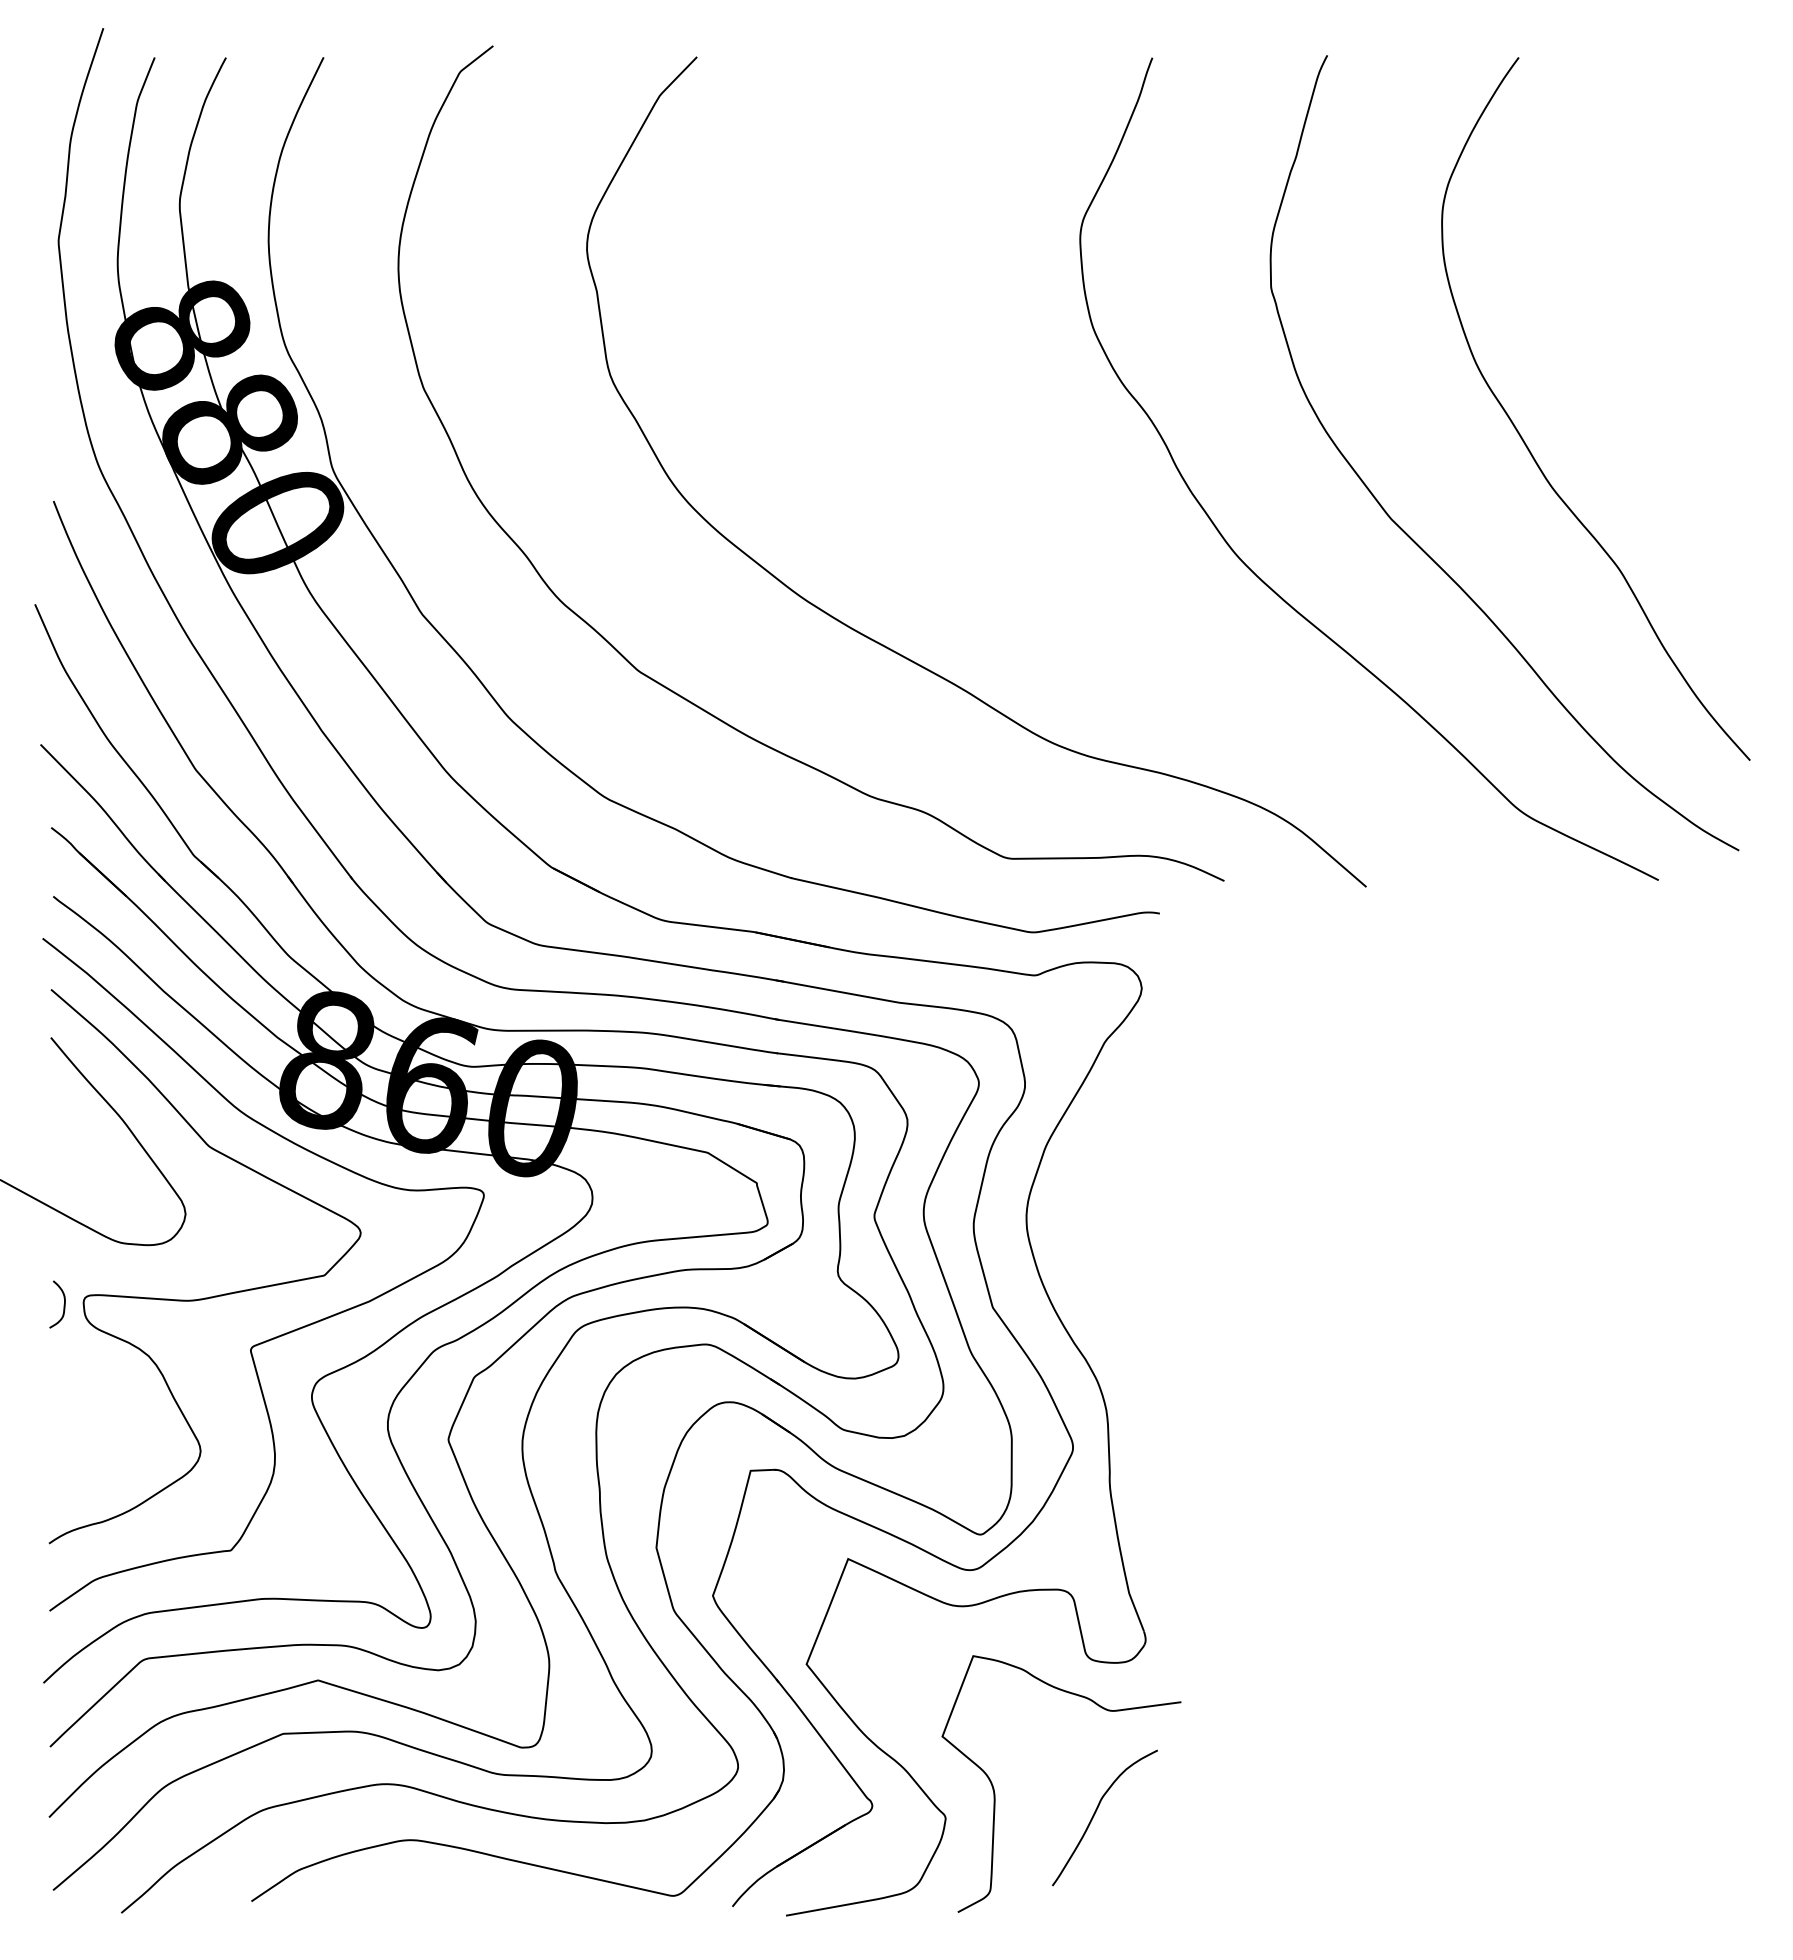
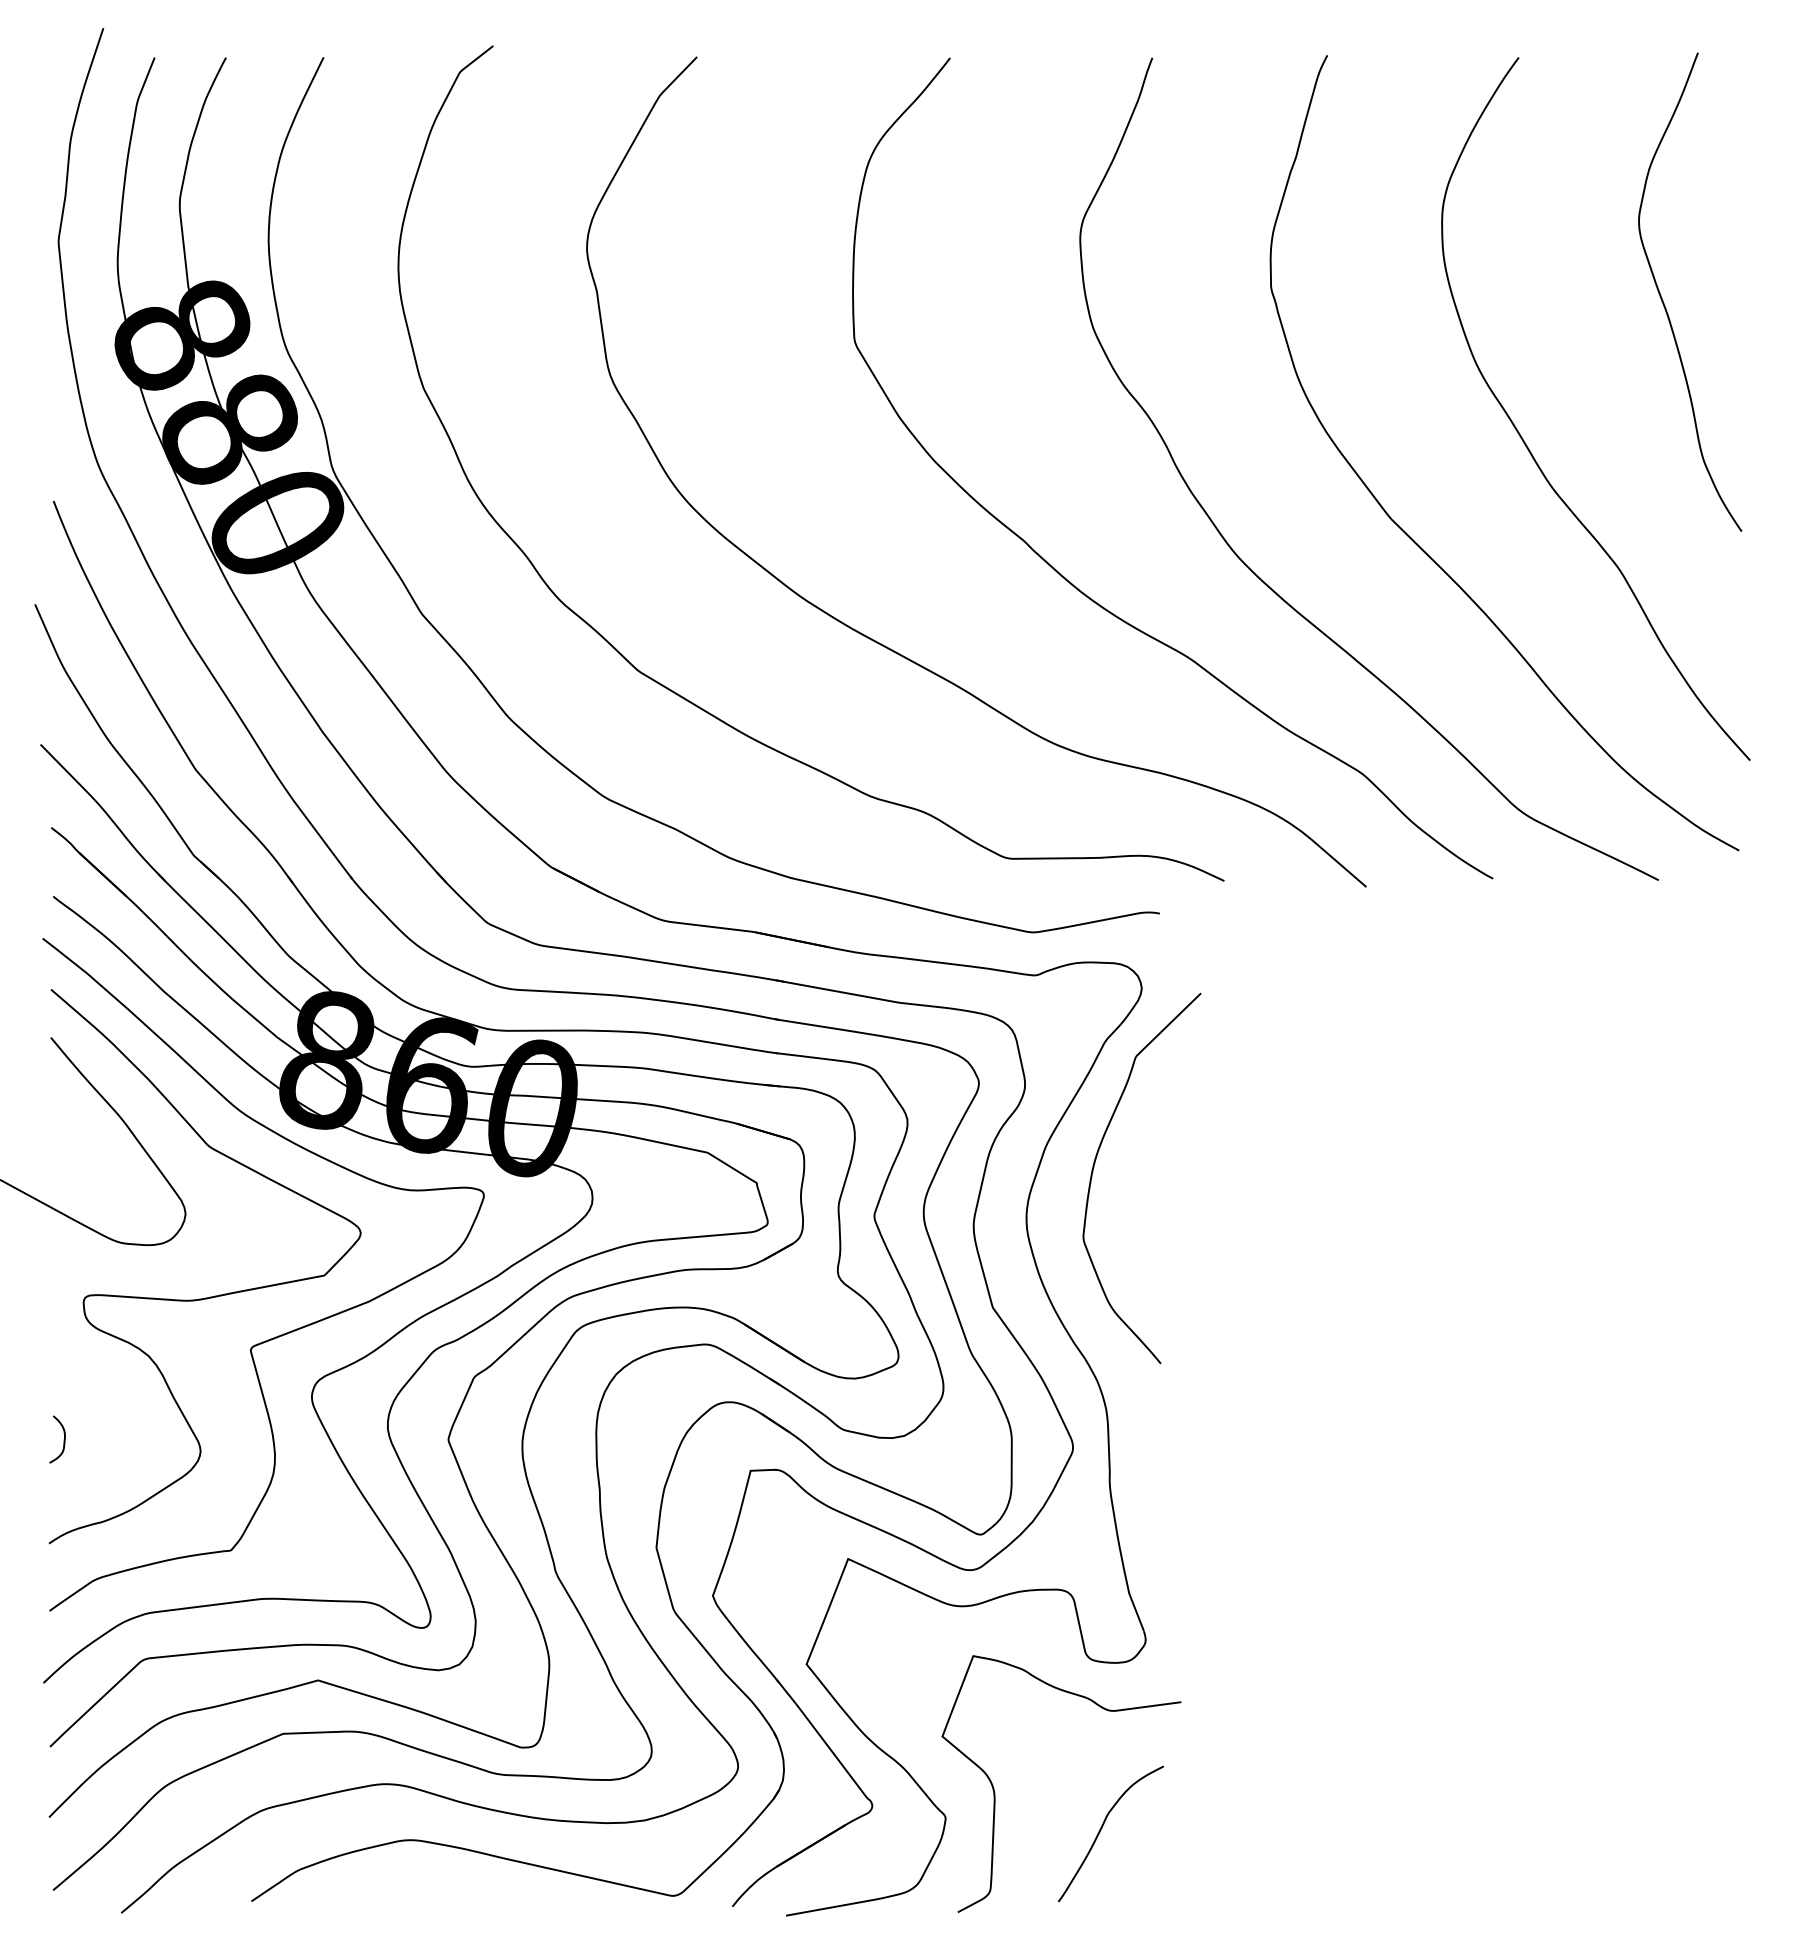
curve: none -> present (1663, 300)
curve: none -> present (1076, 586)
curve: none -> present (1094, 1167)
curve position: (63, 1304) -> (63, 1439) (63, 1439)
curve position: (1096, 1812) -> (1102, 1828) (1102, 1828)
